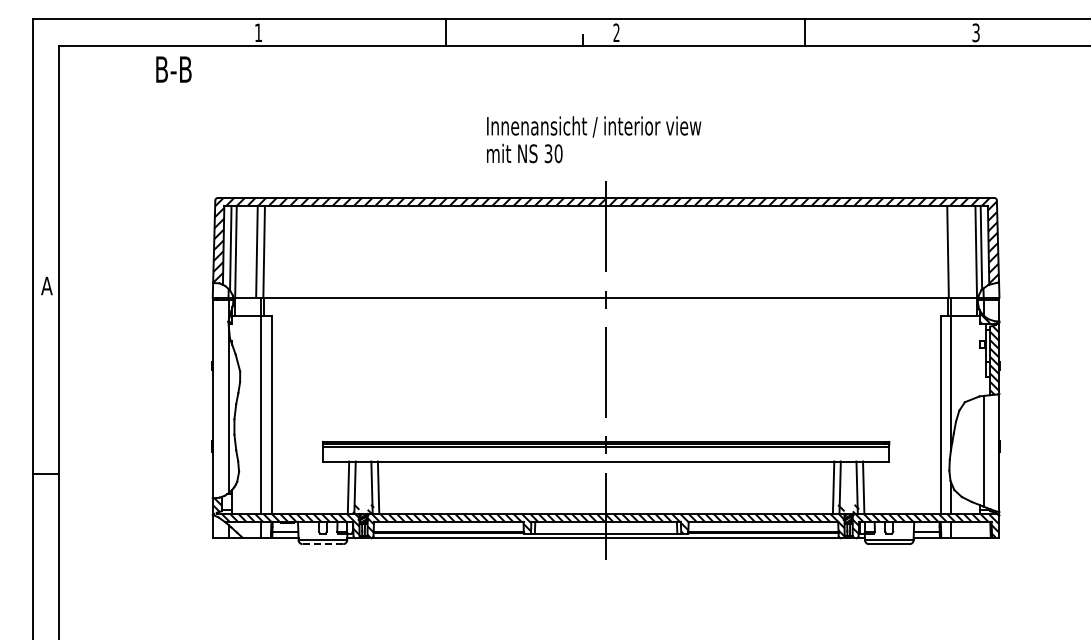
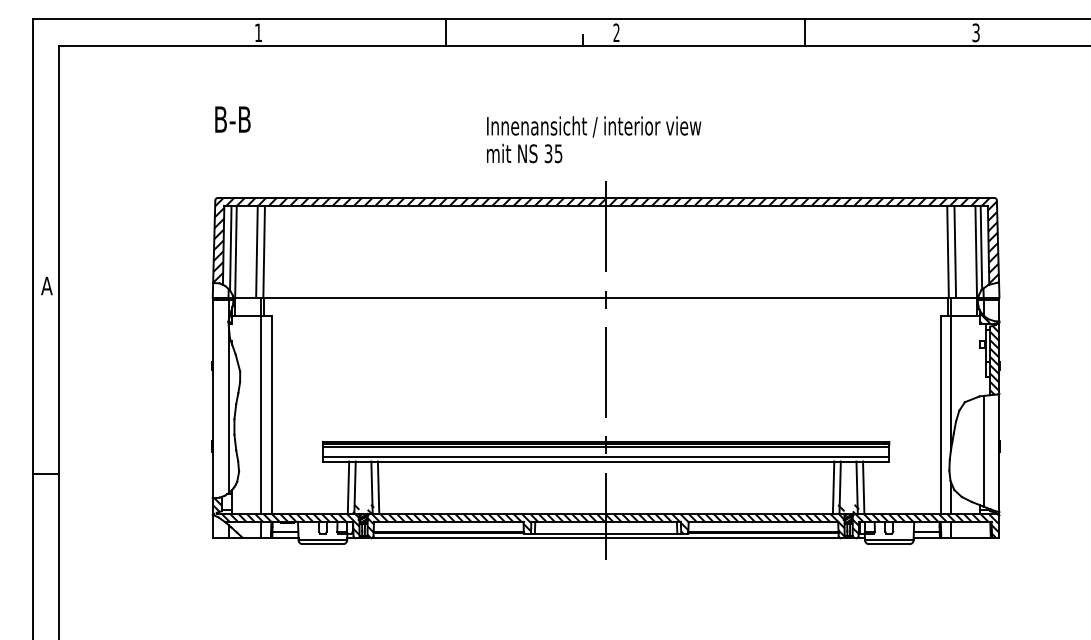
text position: (173, 69) -> (232, 119) (232, 119)
text: 30 -> 35 (558, 153)
line: none -> present (955, 251)
line: none -> present (605, 456)
line: dashed -> solid (323, 544)
